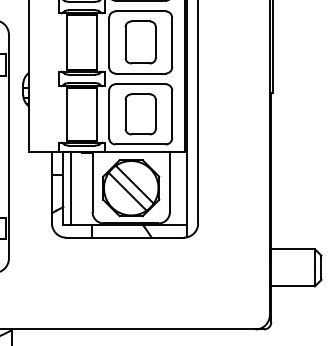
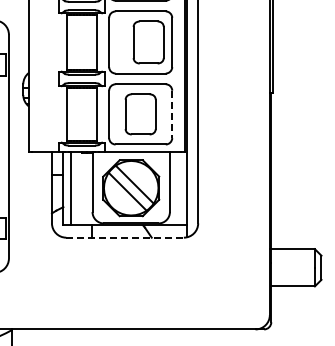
part position: (140, 42) -> (148, 42) (148, 42)
line: solid -> dashed (172, 114)
line: solid -> dashed (125, 237)
